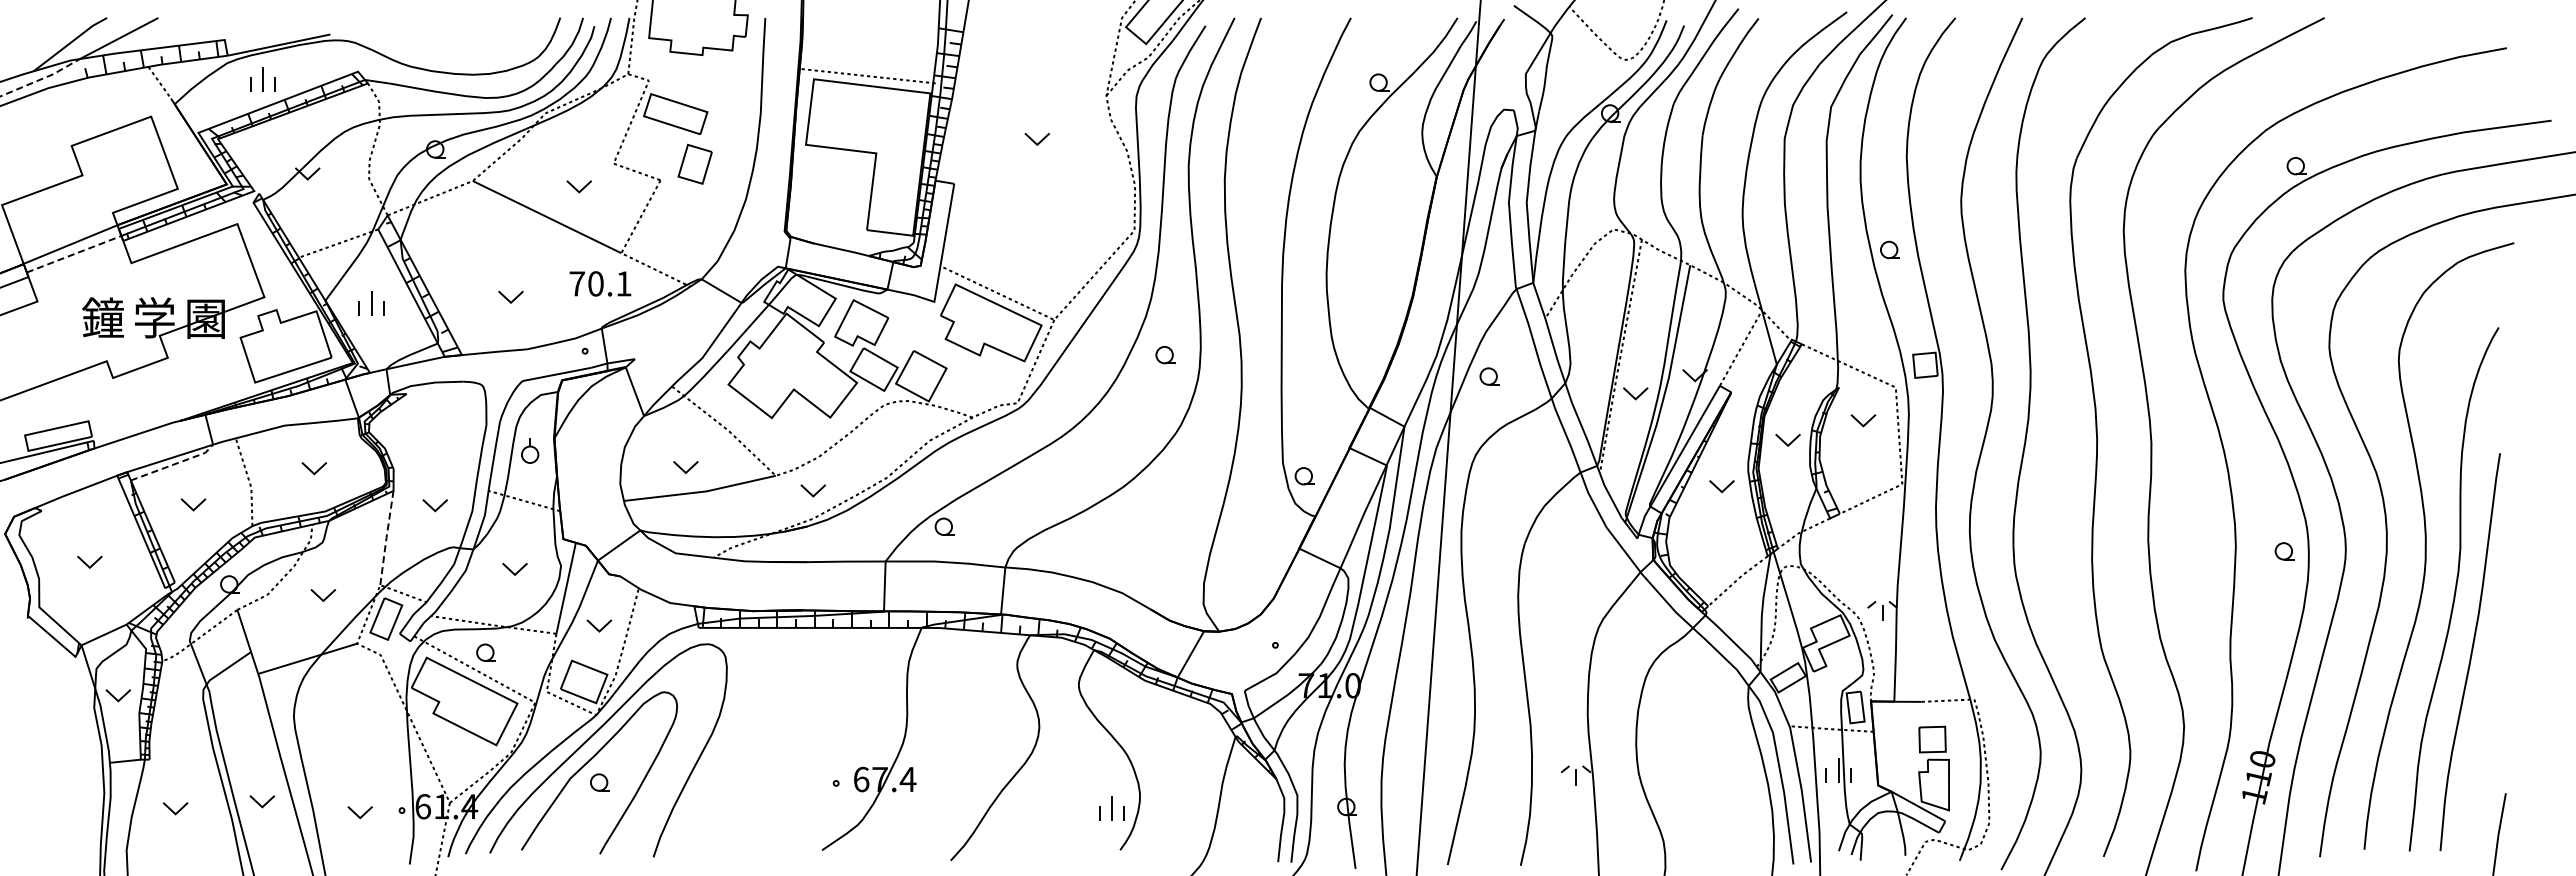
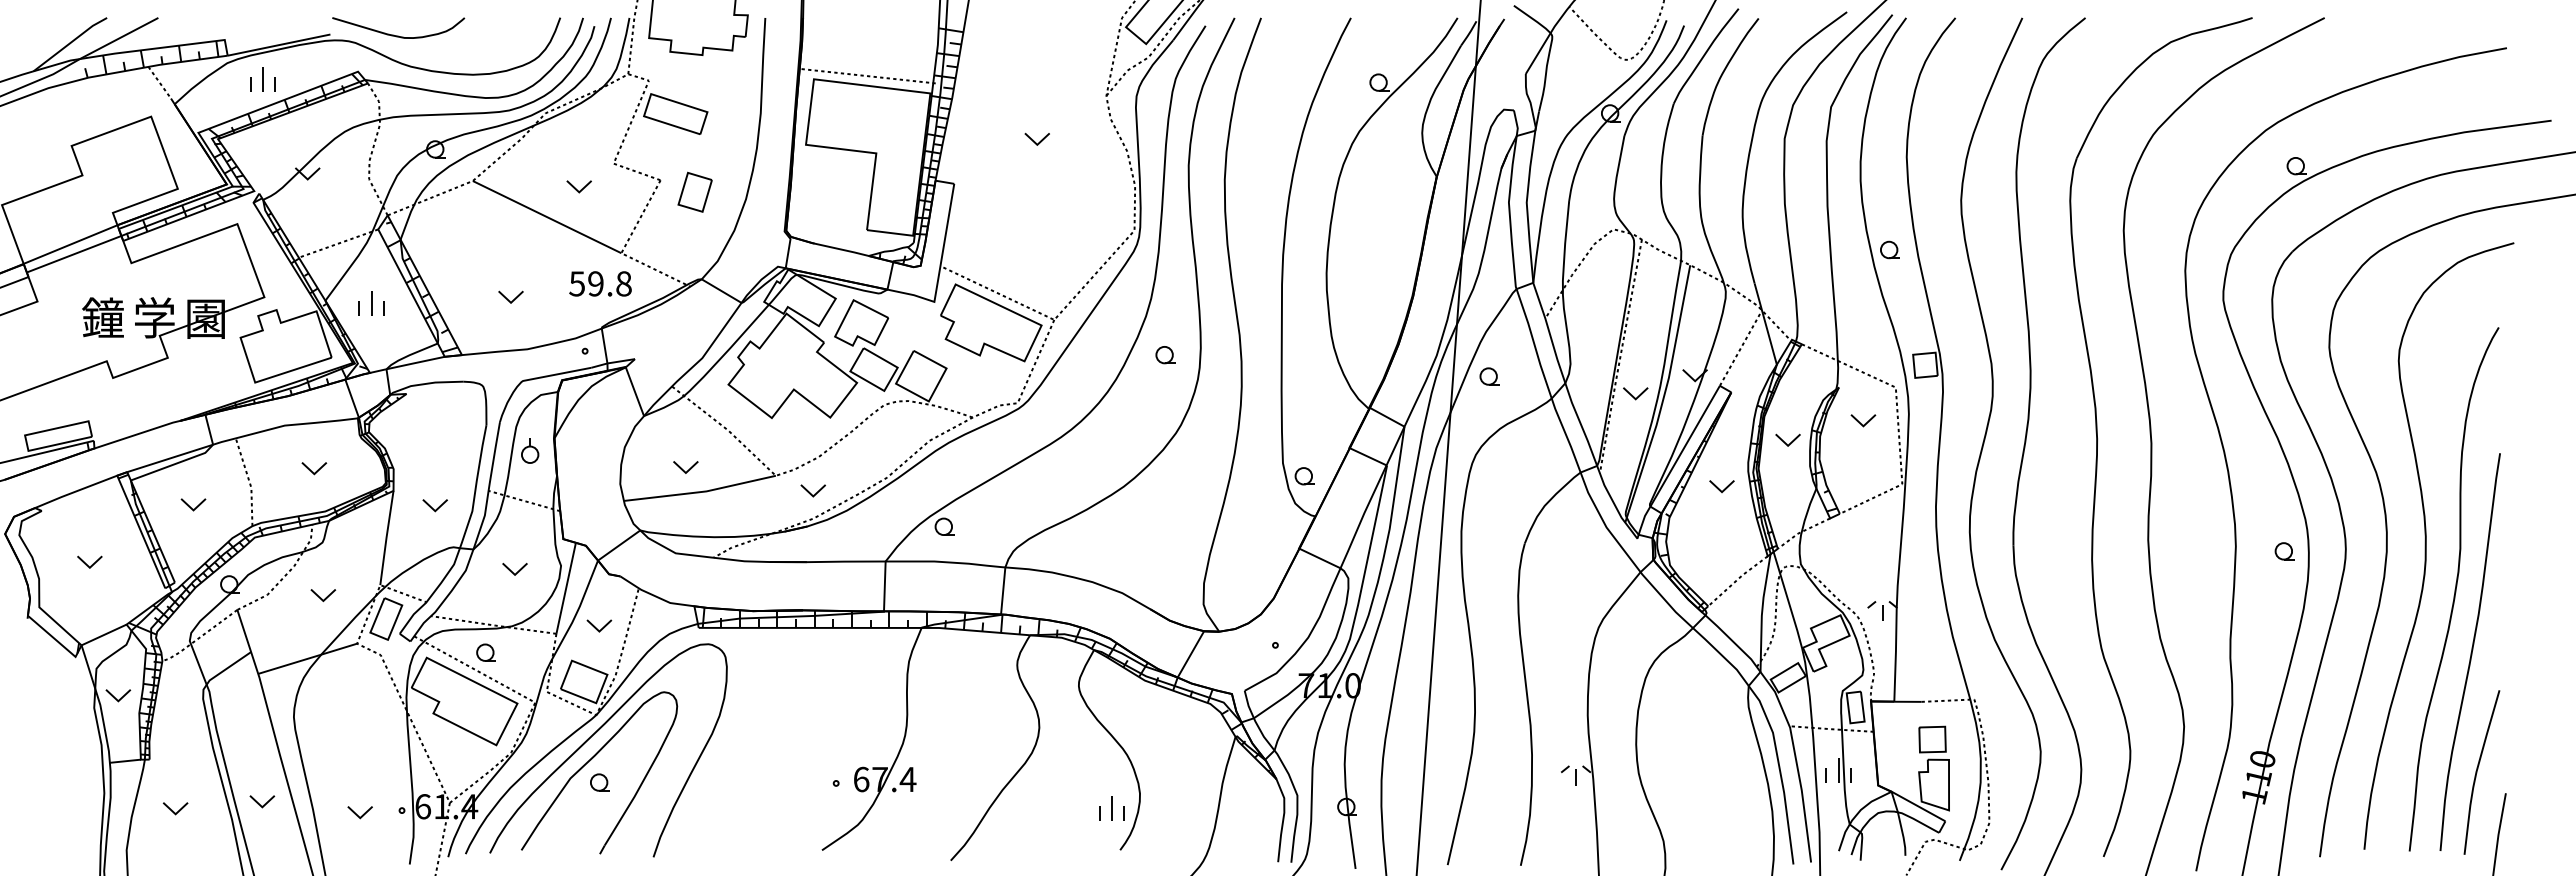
curve: none -> present (398, 35)
line: dashed -> solid (41, 79)
part position: (694, 163) -> (694, 191) (694, 191)
line: dashed -> solid (74, 254)
text: 70.1 -> 59.8 (600, 283)
line: dashed -> solid (174, 464)
line: dashed -> solid (386, 537)
curve: none -> present (2477, 772)
